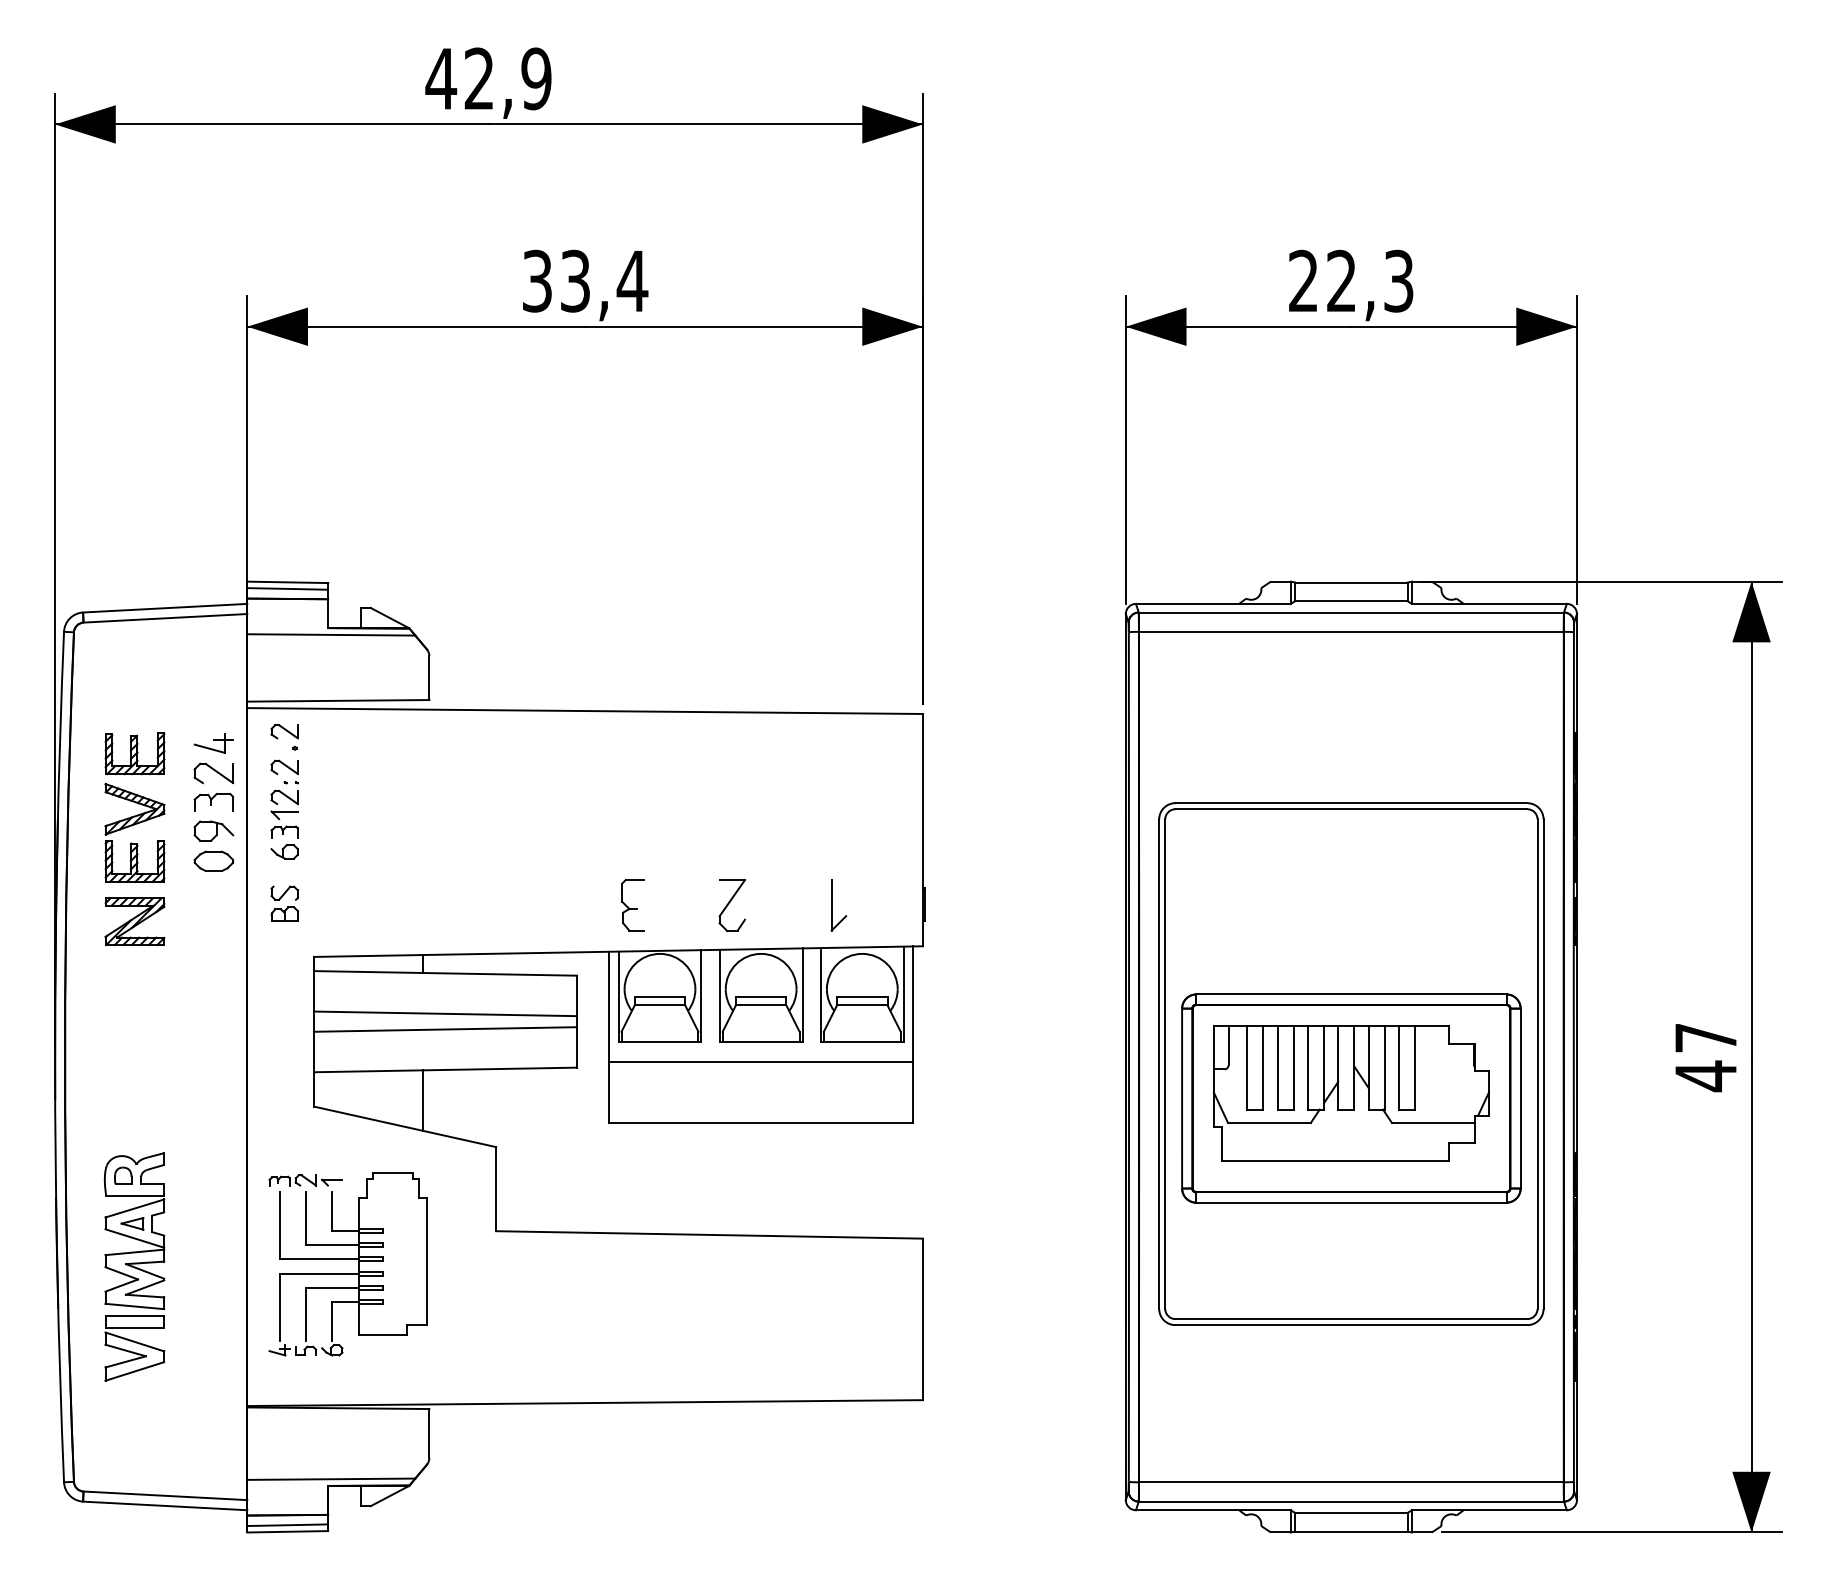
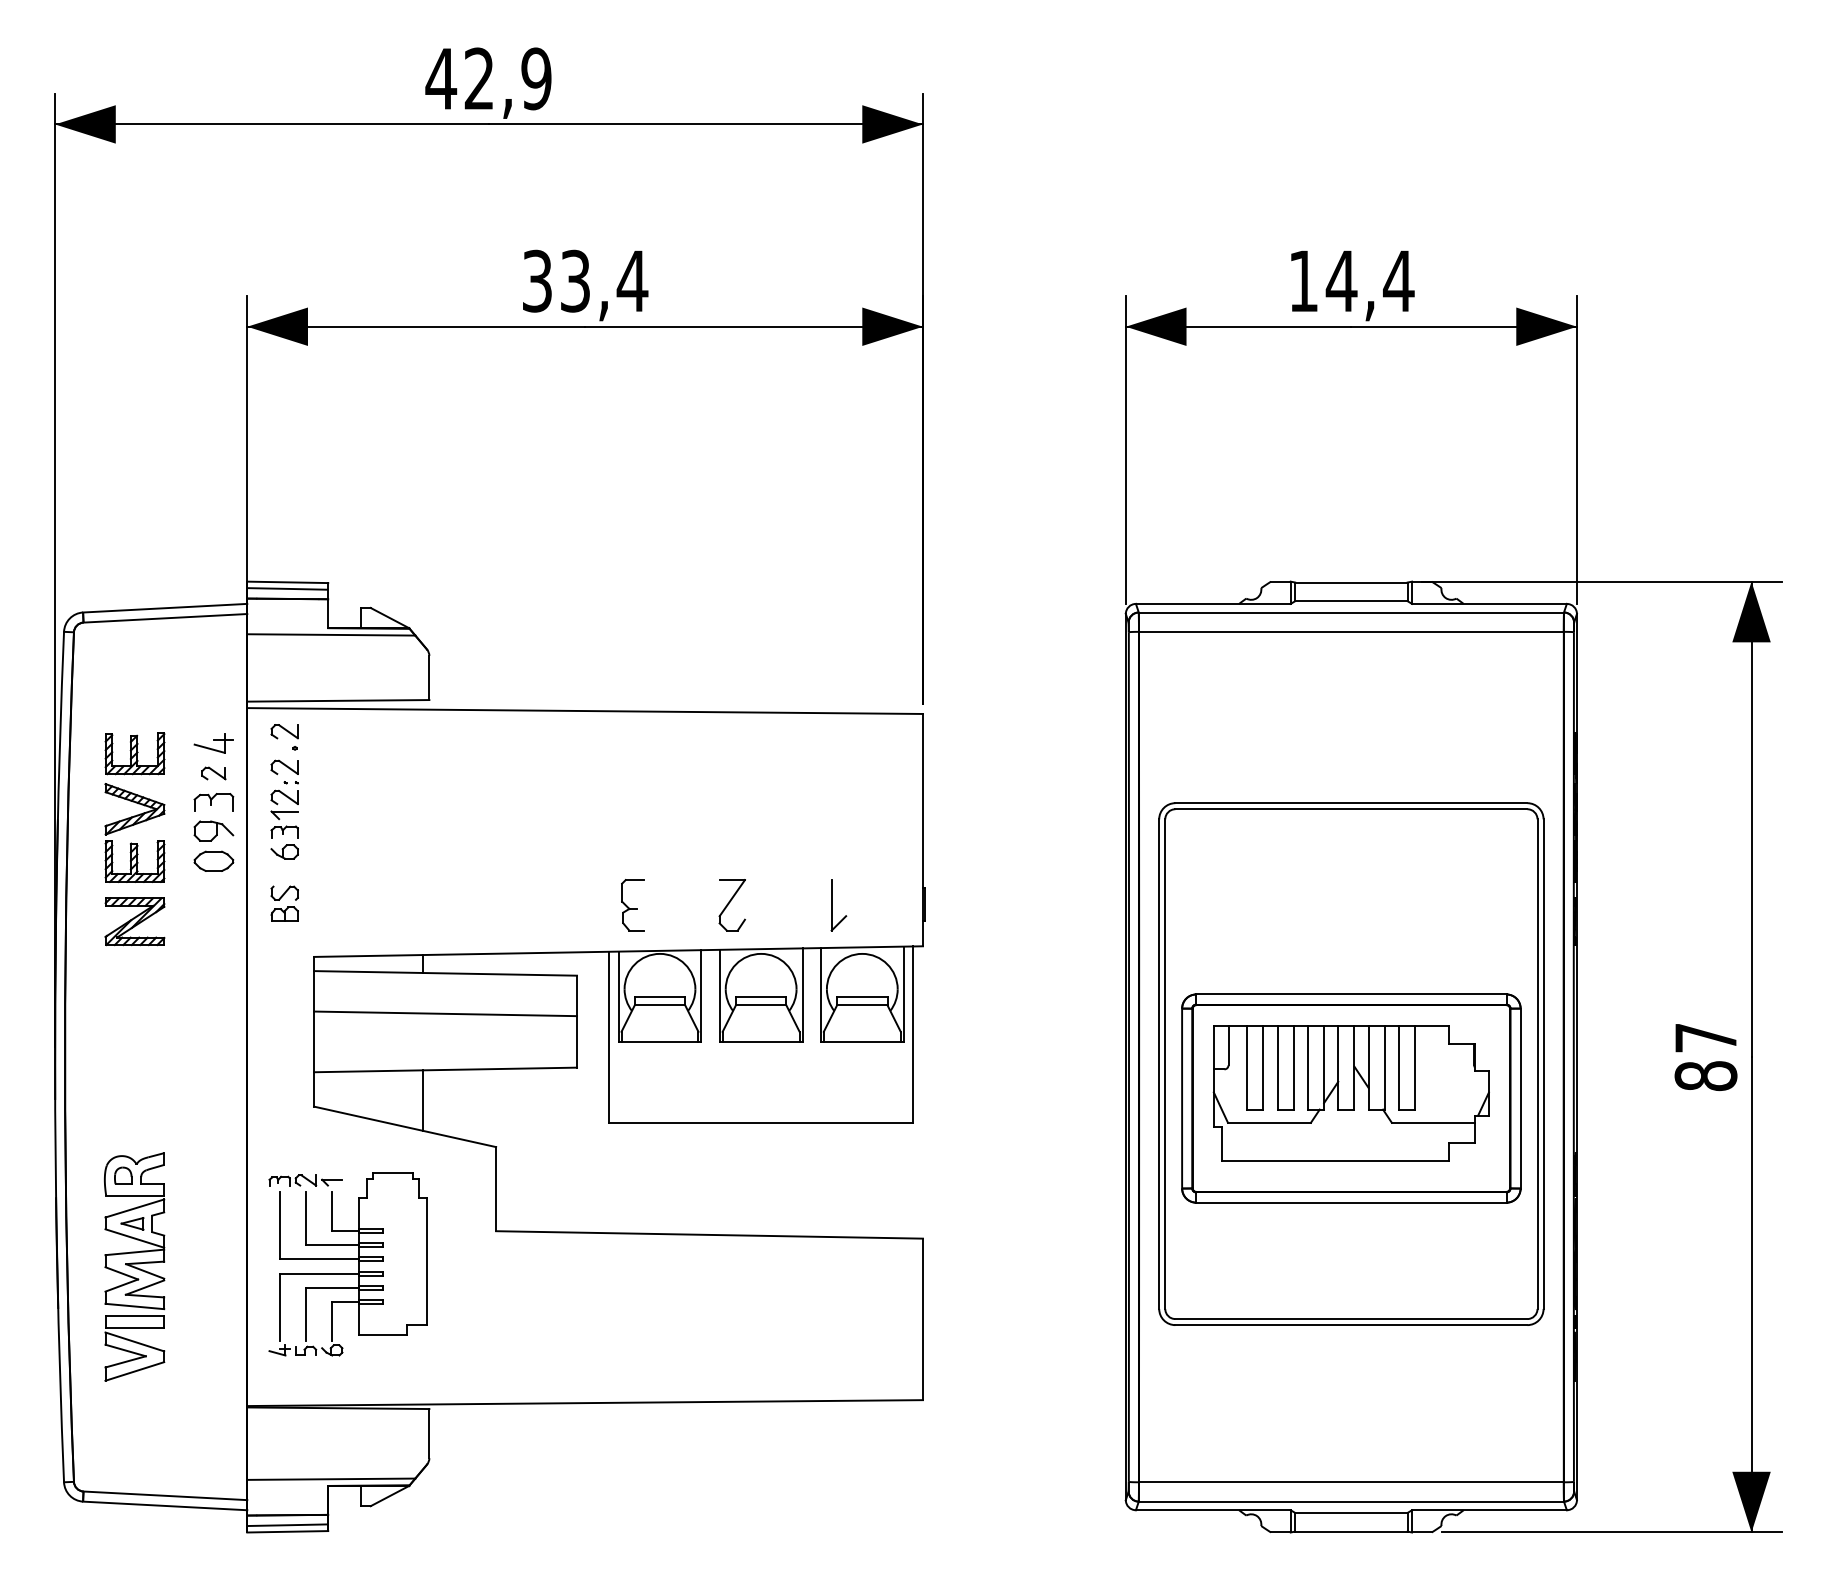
text: 22,3 -> 14,4 (1351, 280)
part size: 42x23 px -> 26x15 px (213, 773)
line: present -> none (445, 1029)
line: present -> none (760, 1062)
text: 47 -> 87 (1705, 1076)
